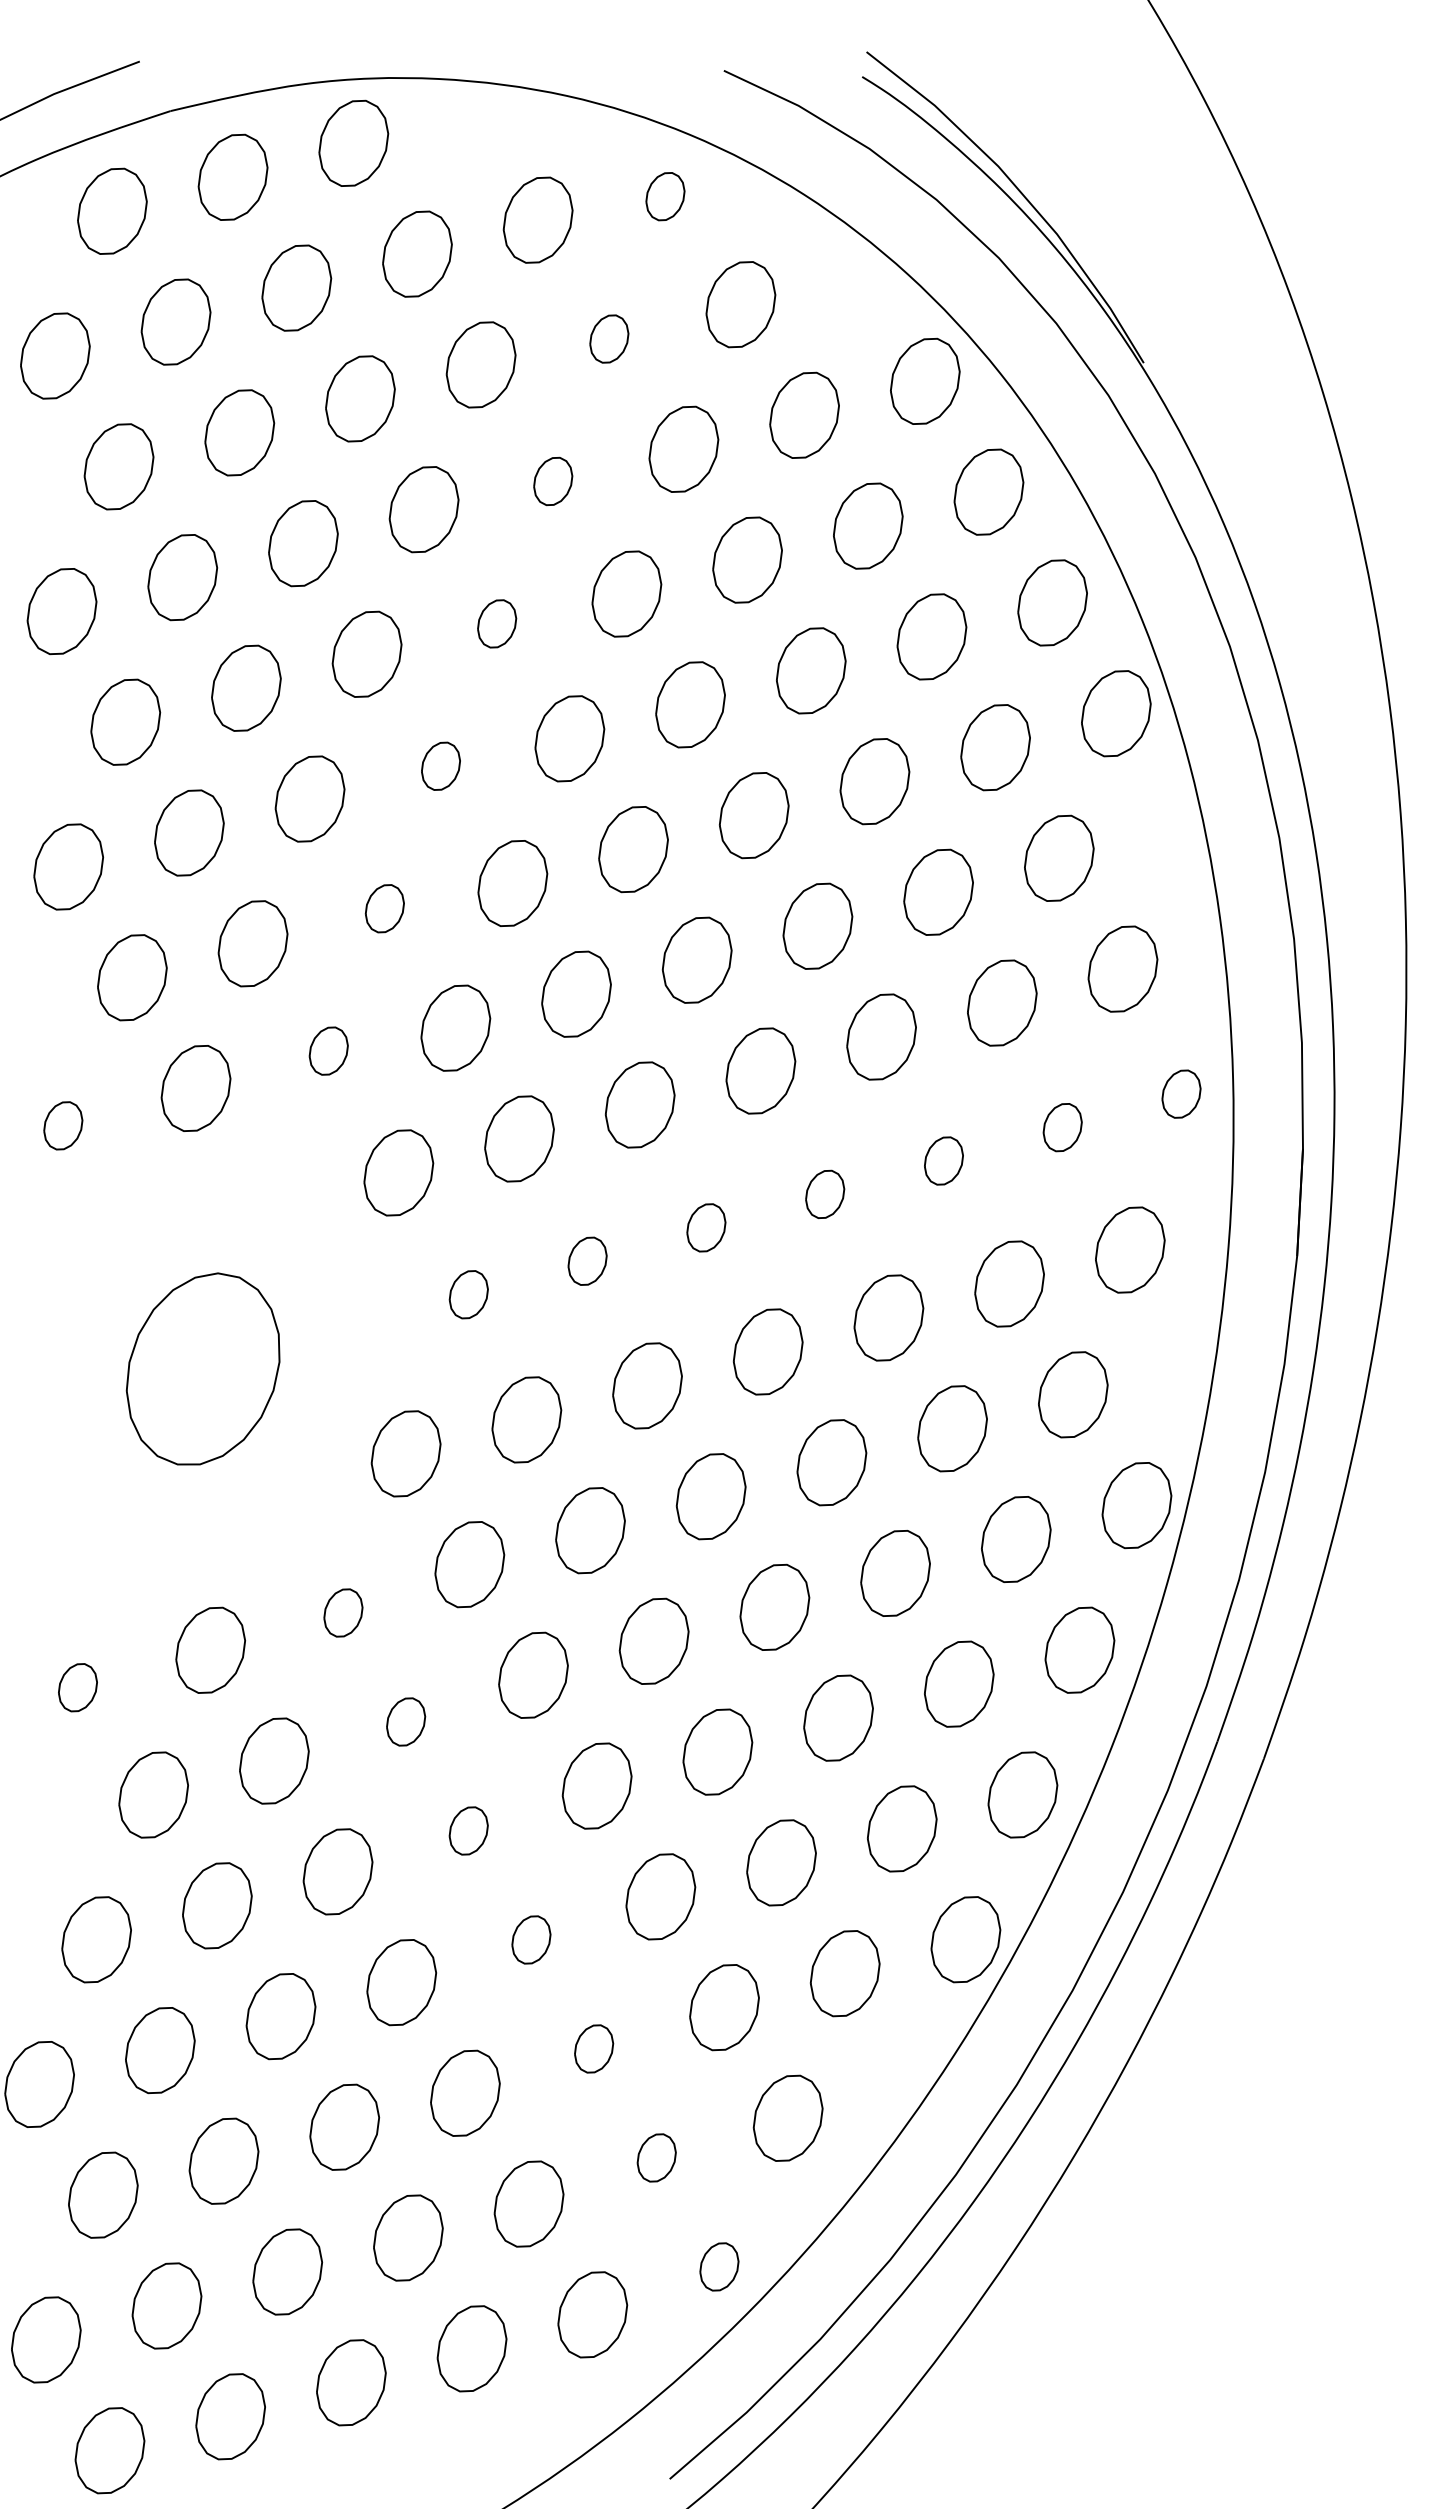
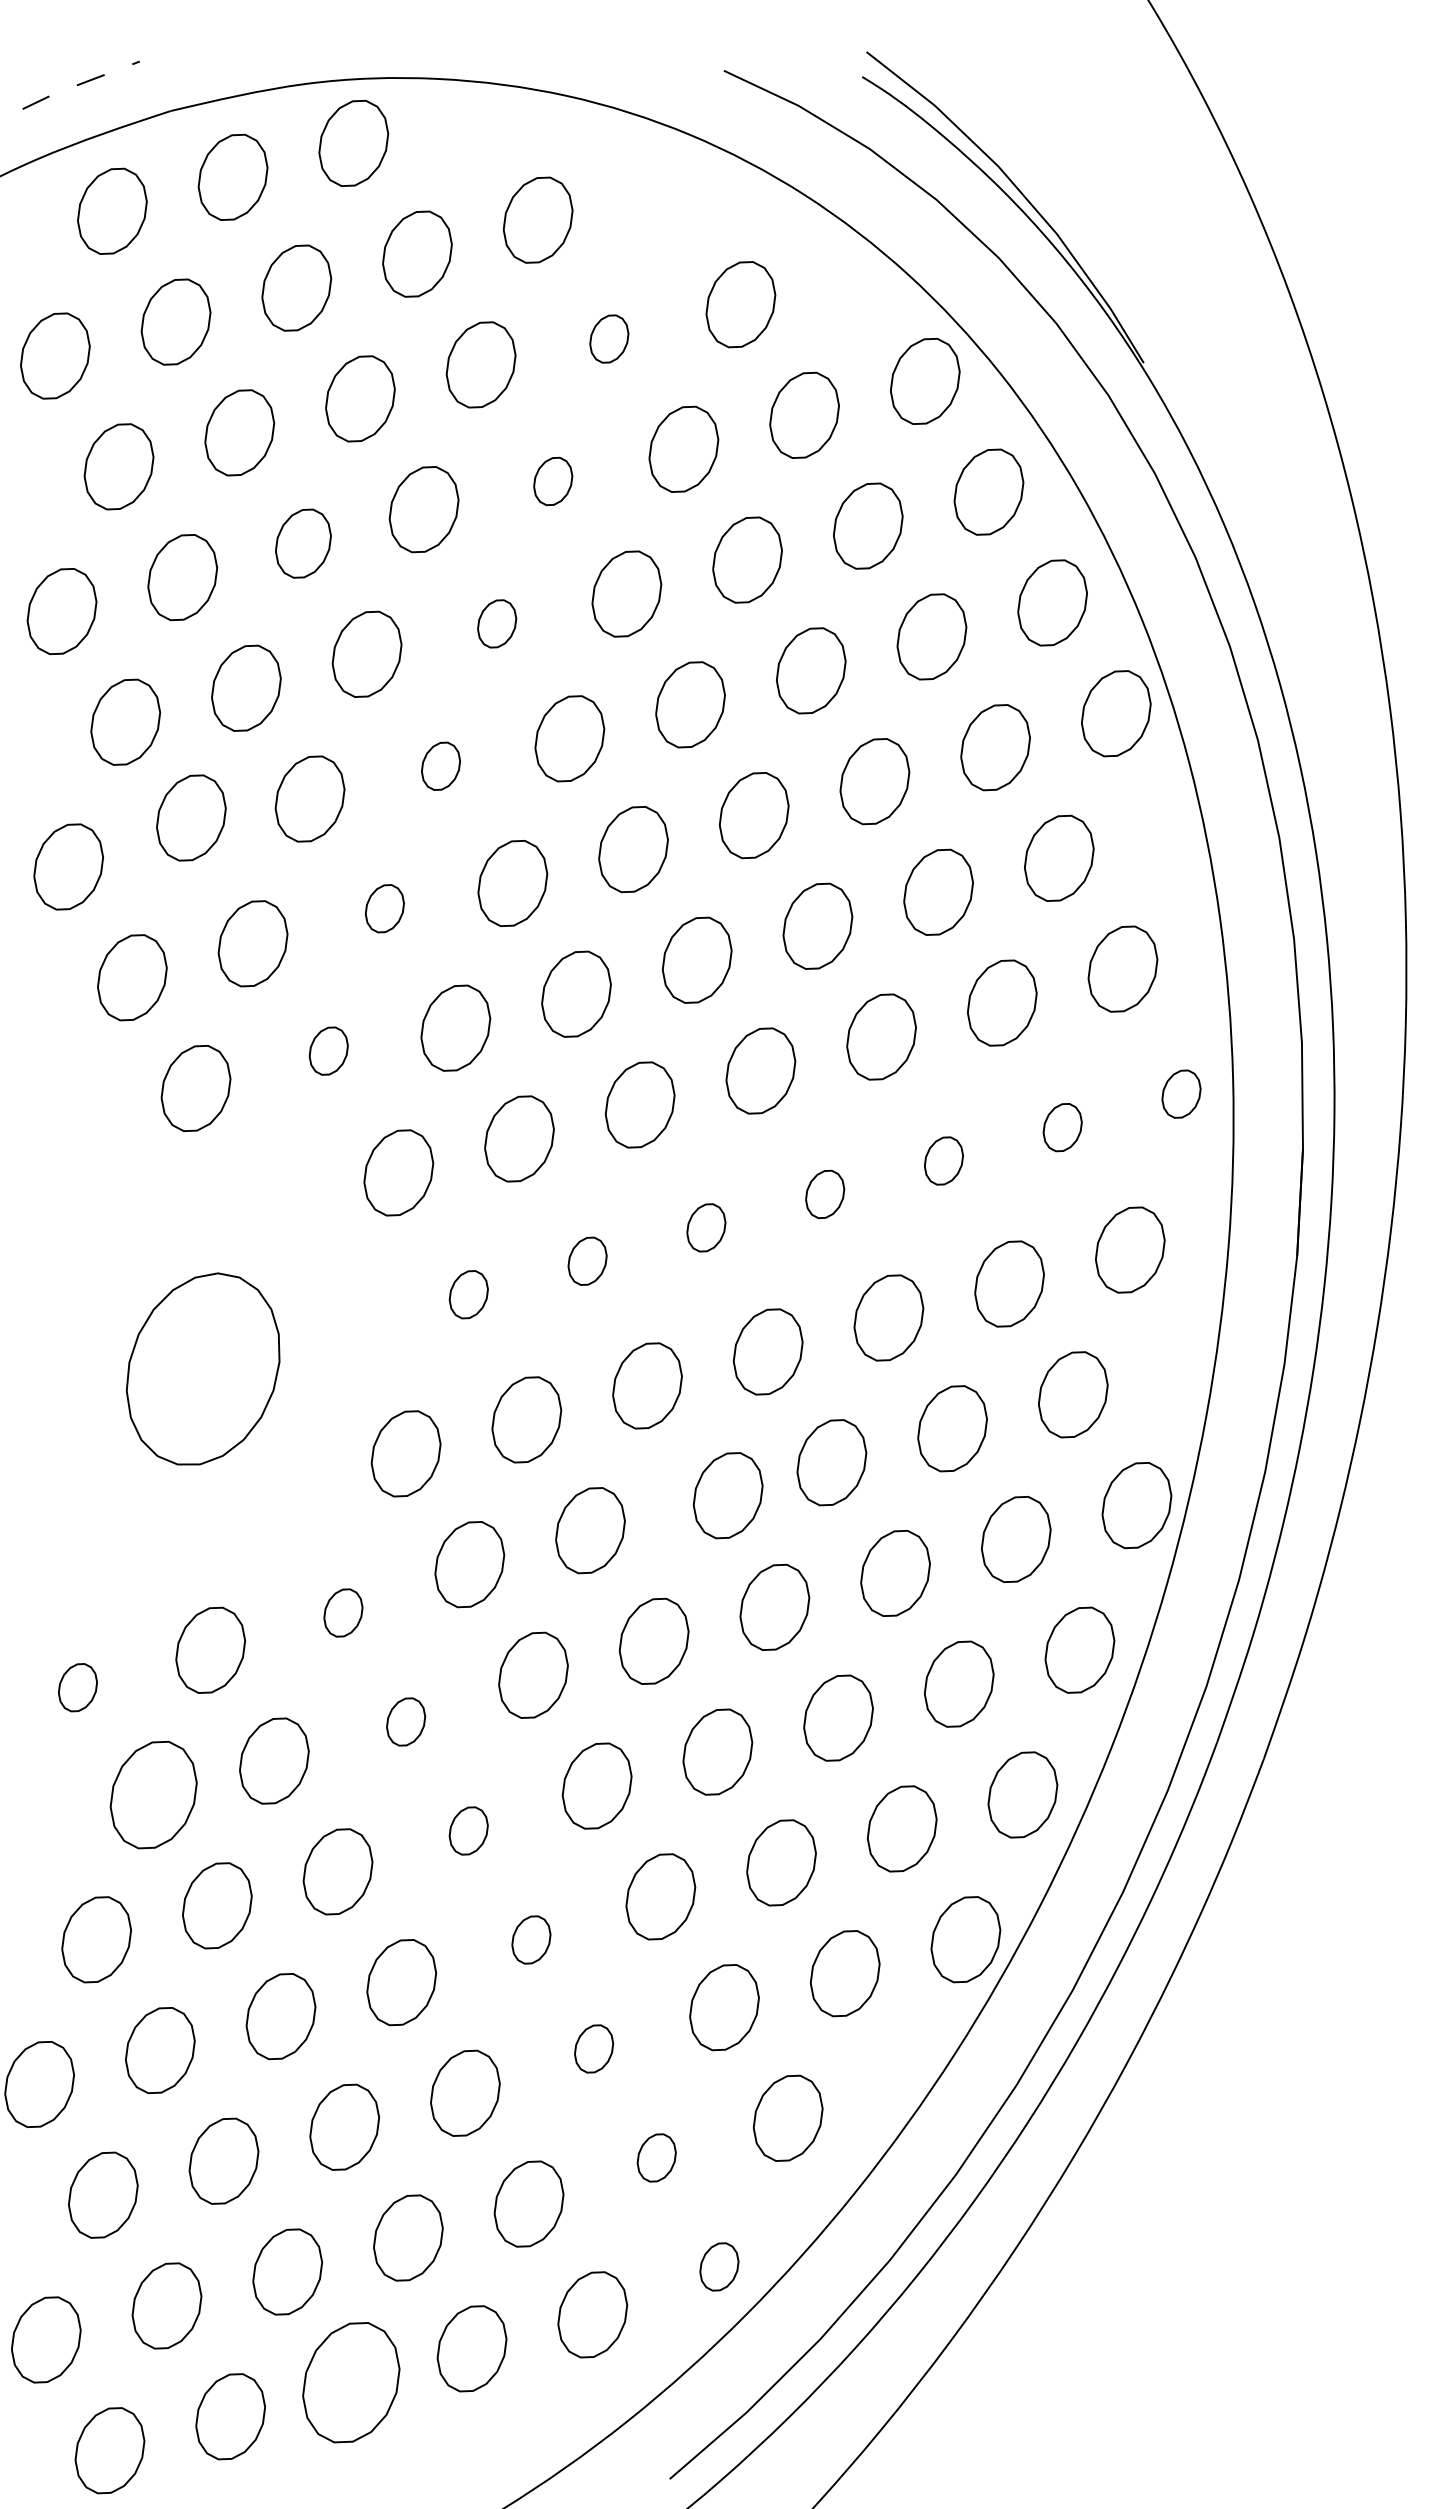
line: solid -> dashed (68, 88)
part: present -> none (665, 196)
part size: 71x88 px -> 57x71 px (303, 543)
part position: (189, 832) -> (191, 817) (191, 817)
part: present -> none (63, 1125)
part position: (710, 1496) -> (727, 1495) (727, 1495)
part size: 71x88 px -> 89x110 px (153, 1794)
part size: 71x88 px -> 99x122 px (351, 2382)
